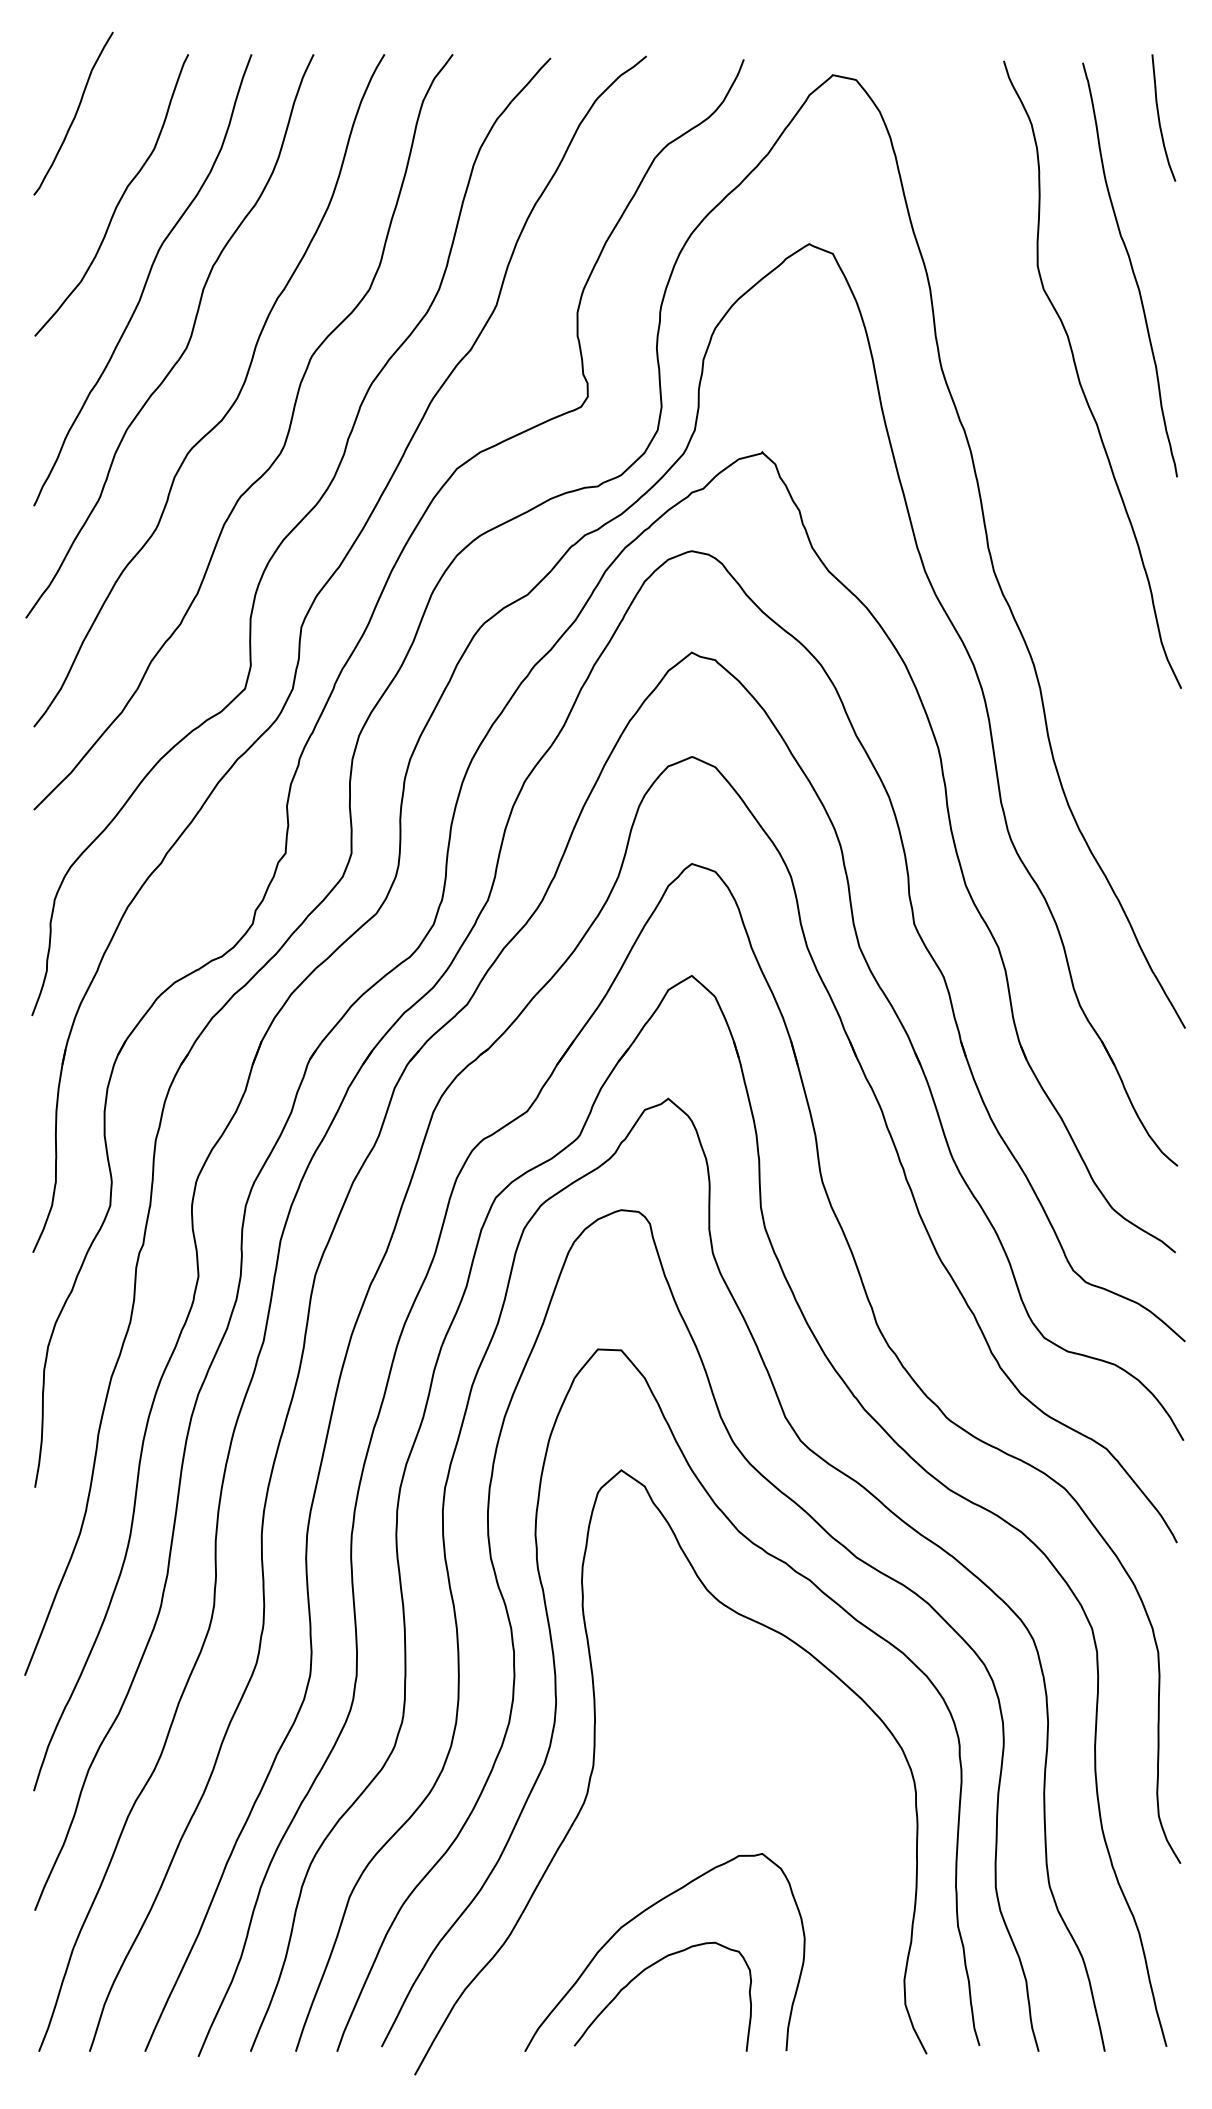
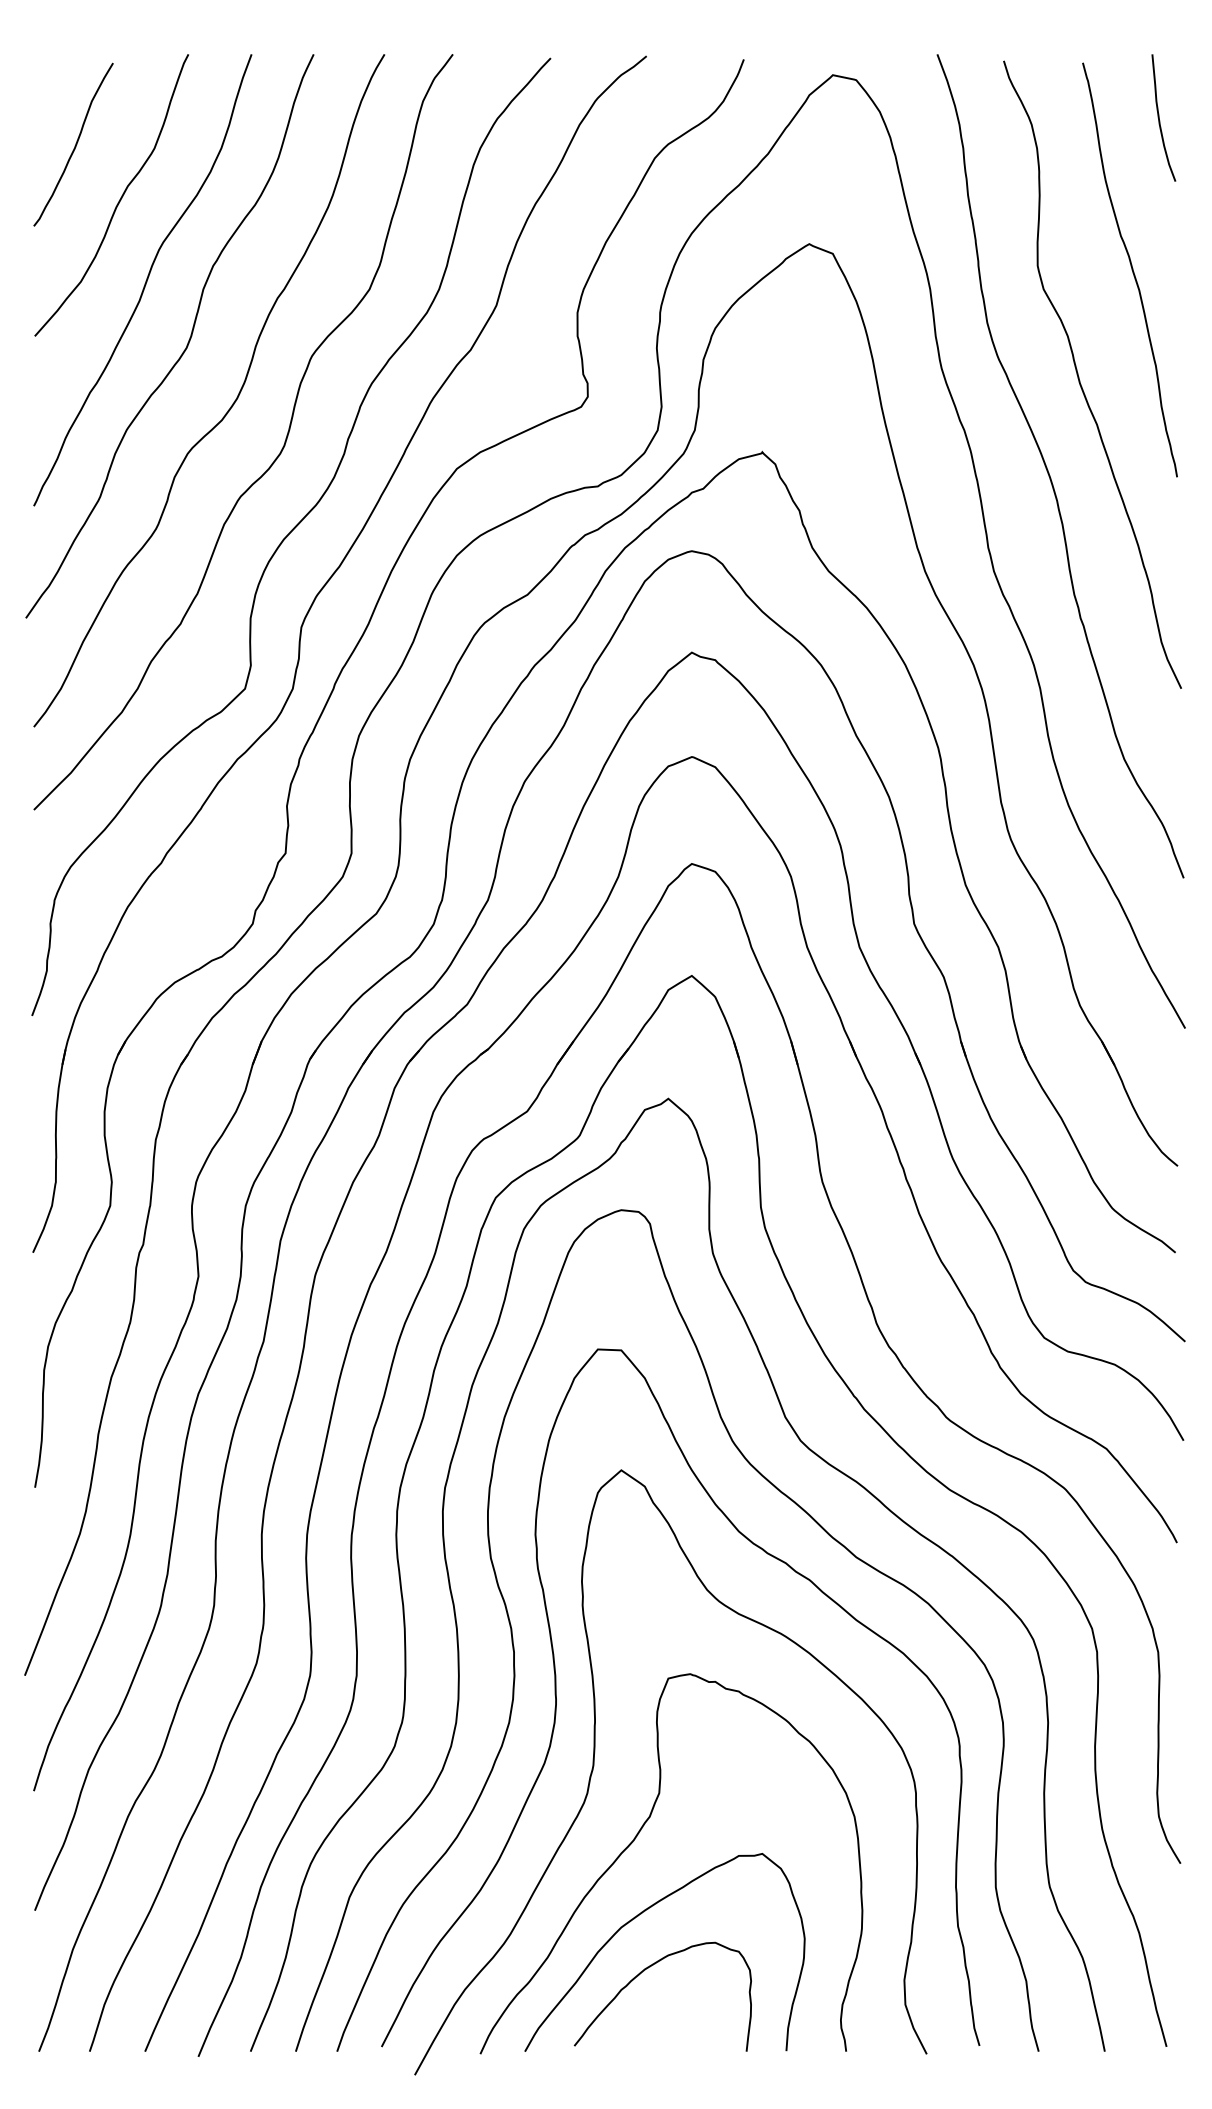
curve position: (75, 113) -> (75, 144) (75, 144)
curve: none -> present (1049, 472)
curve: none -> present (635, 1839)
